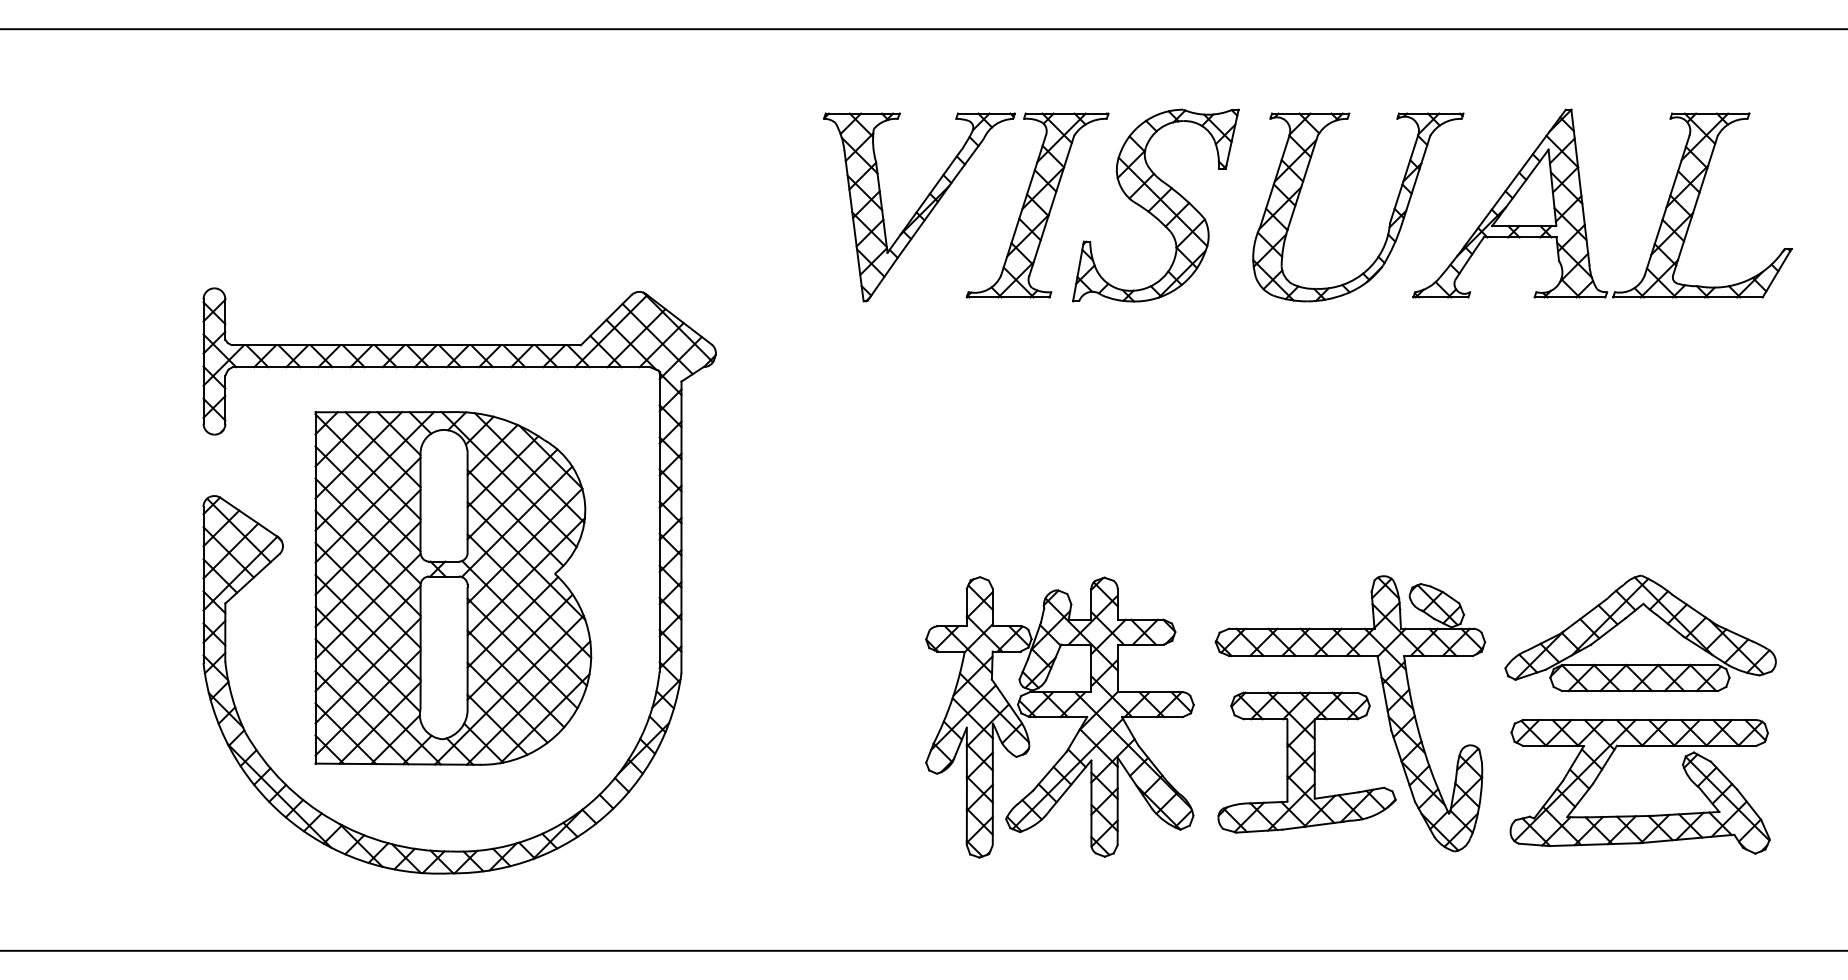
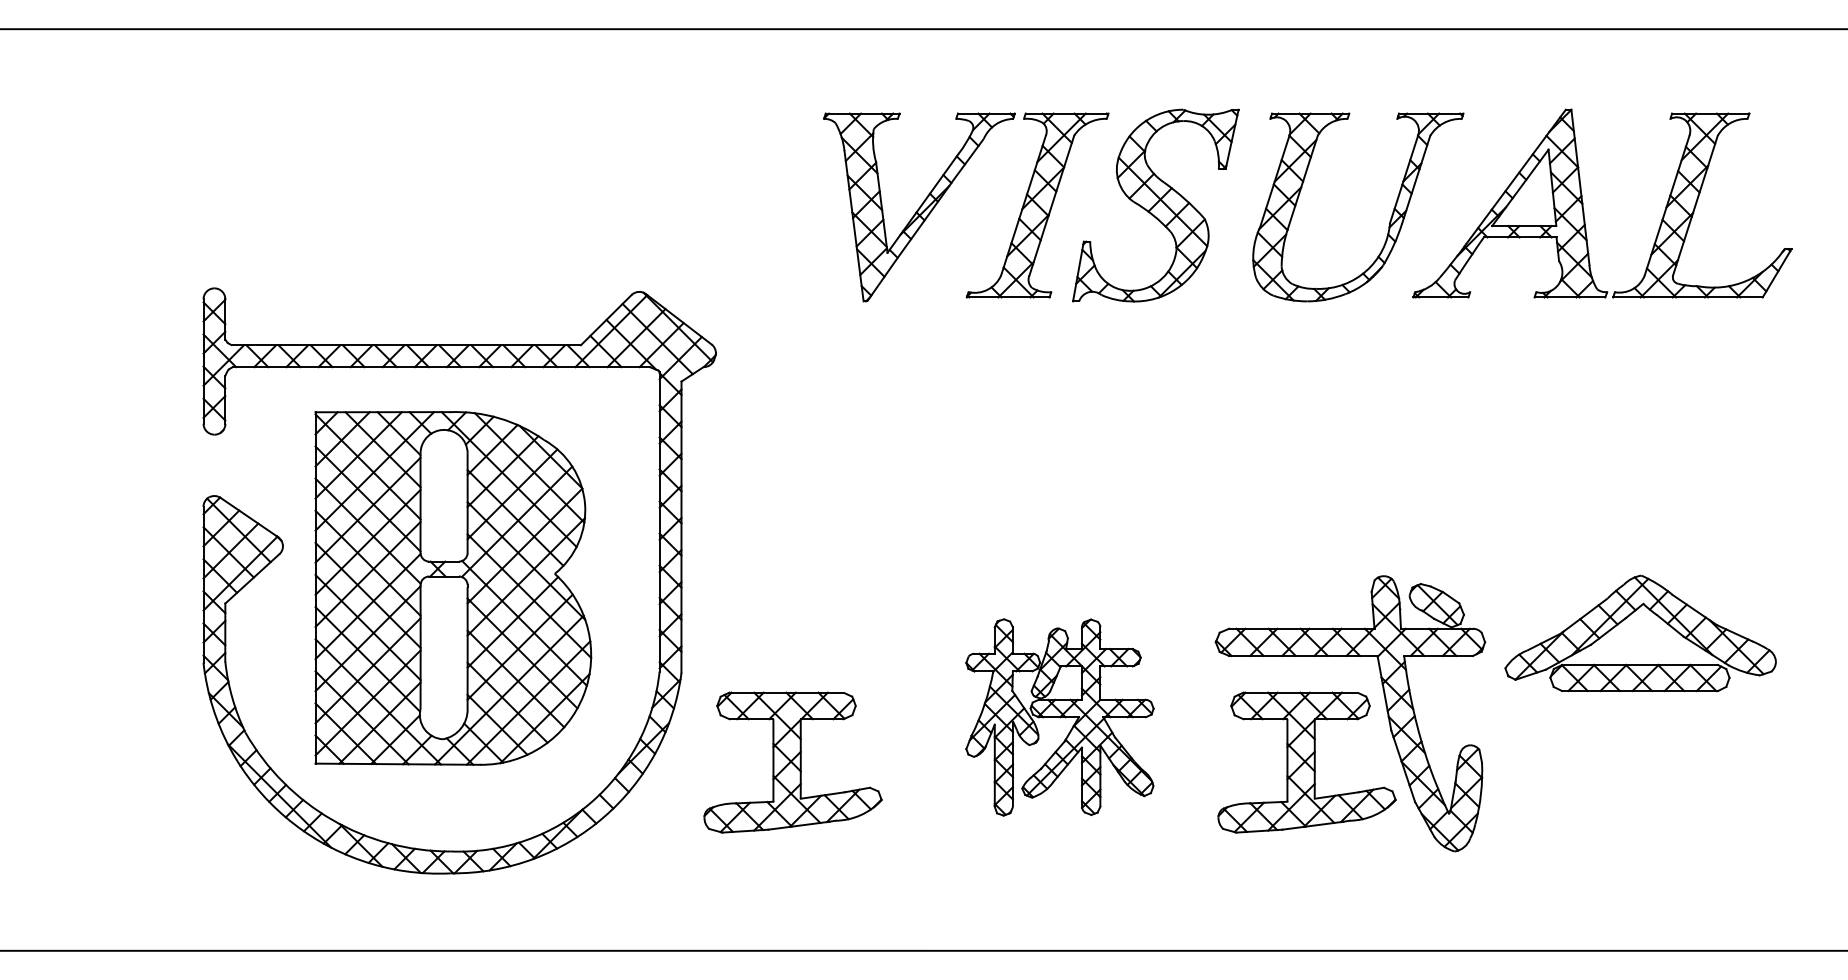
part size: 270x283 px -> 190x199 px (1059, 717)
part: none -> present (792, 762)
part: present -> none (1639, 815)
